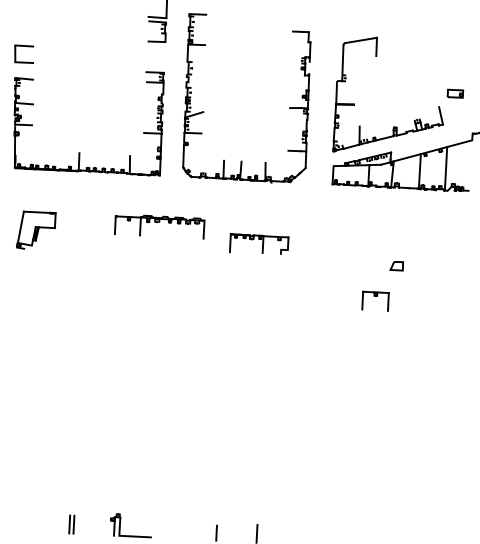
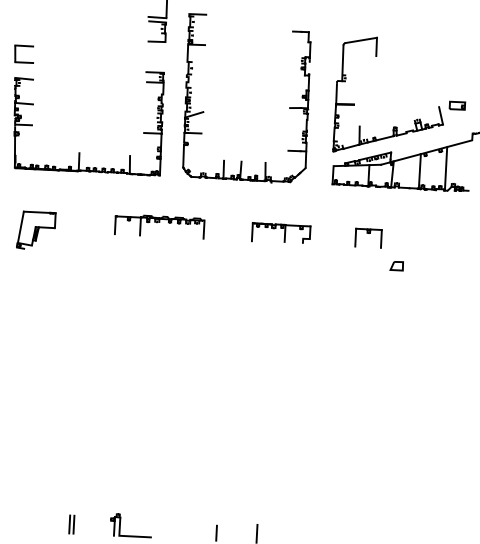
part position: (455, 93) -> (457, 105) (457, 105)
part position: (259, 243) -> (281, 232) (281, 232)
part position: (375, 300) -> (368, 237) (368, 237)
